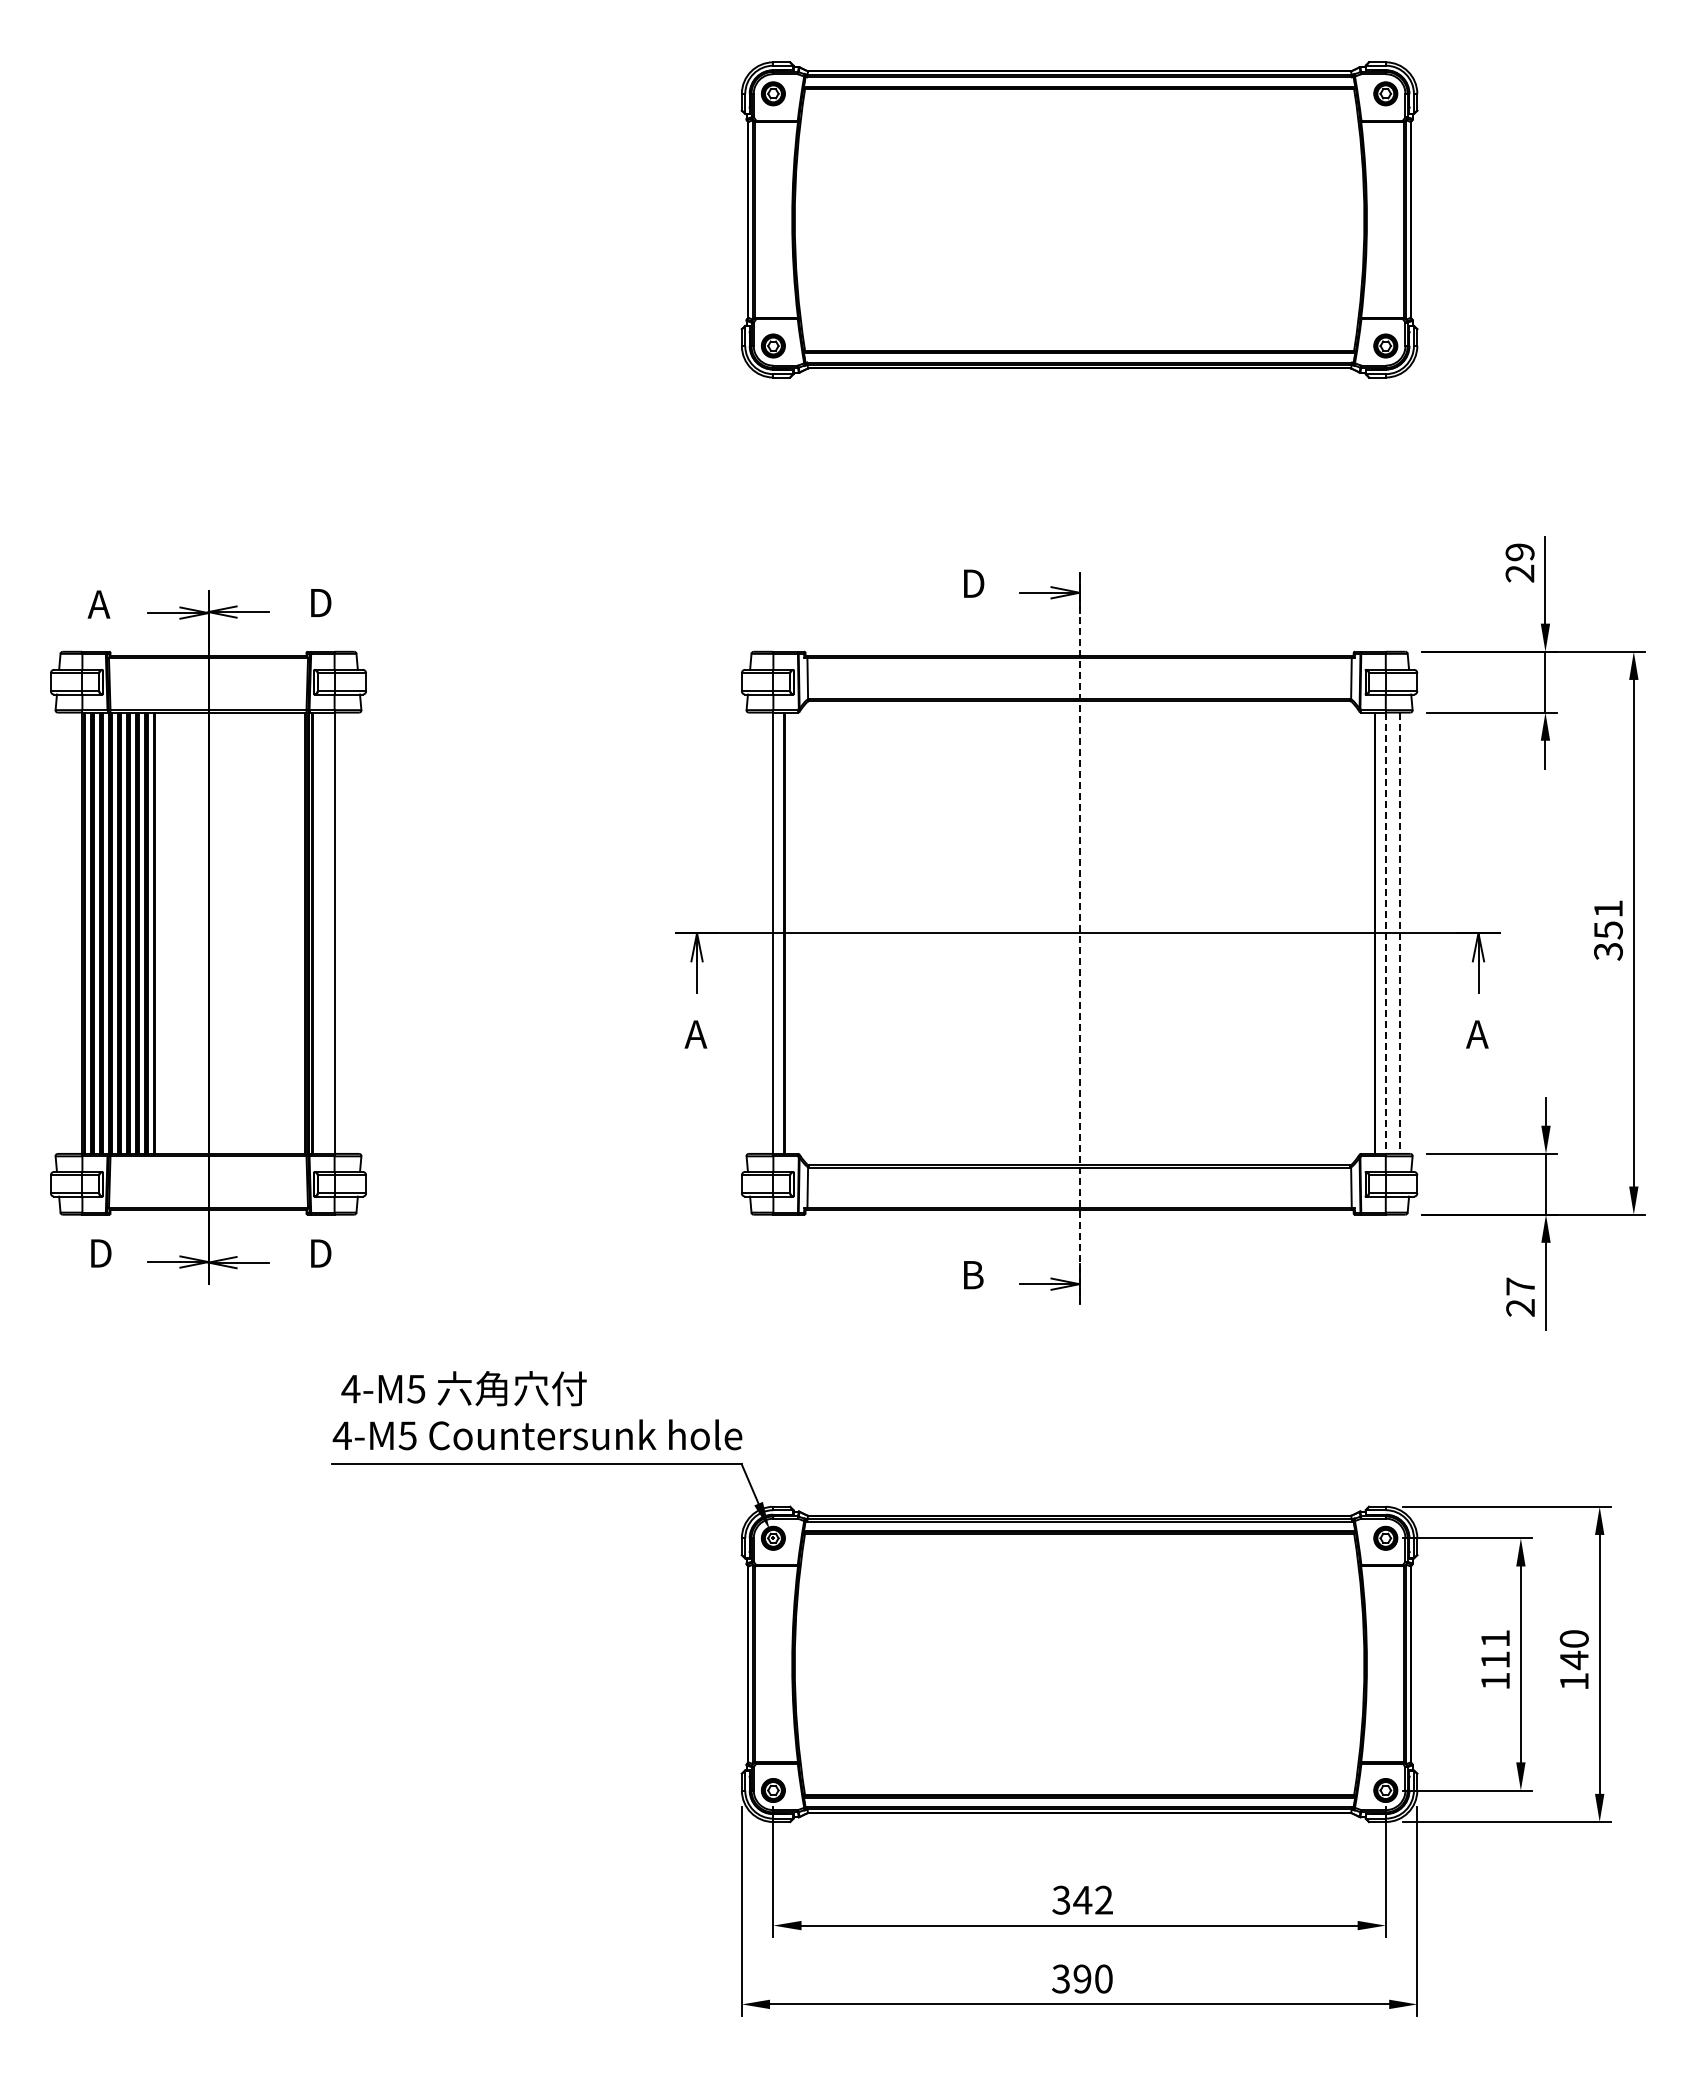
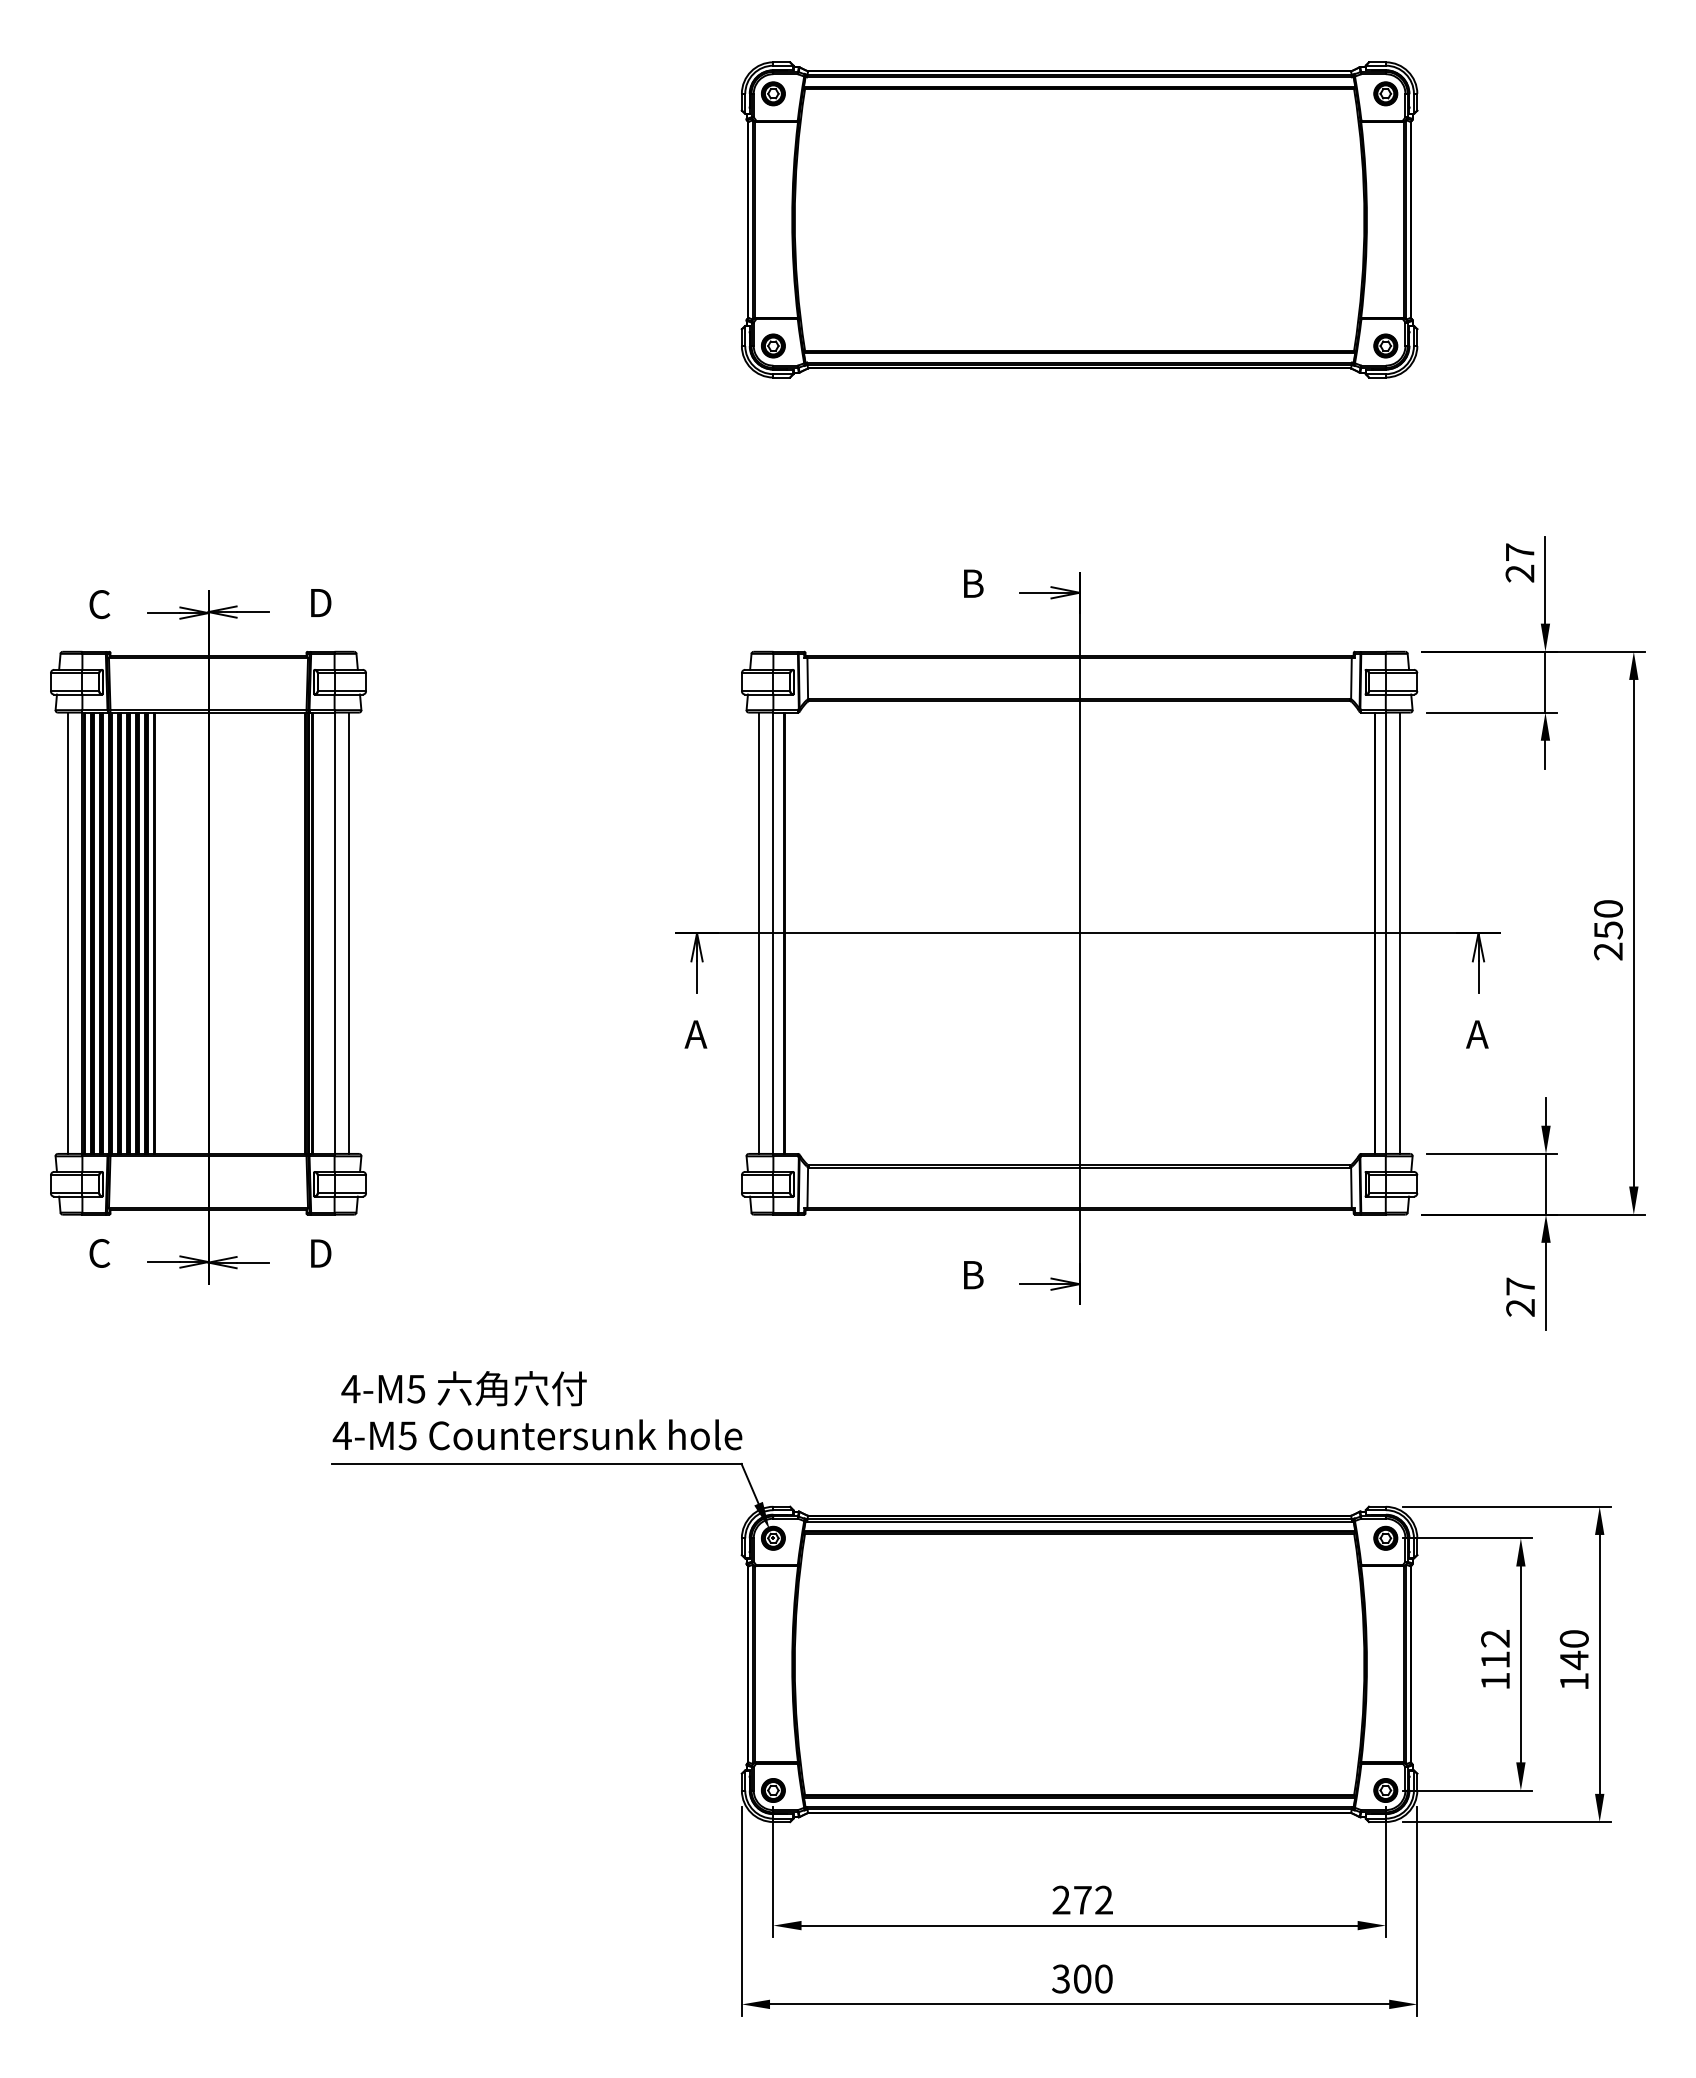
text: 29 -> 27 (1519, 552)
text: D -> B (975, 583)
text: A -> C (98, 604)
text: 351 -> 250 (1608, 930)
line: none -> present (67, 932)
line: none -> present (349, 932)
line: none -> present (758, 932)
line: dashed -> solid (1385, 933)
line: dashed -> solid (1400, 933)
line: dashed -> solid (1079, 938)
text: D -> C (100, 1253)
text: 111 -> 112 (1495, 1638)
text: 342 -> 272 (1072, 1900)
text: 390 -> 300 (1082, 1978)
